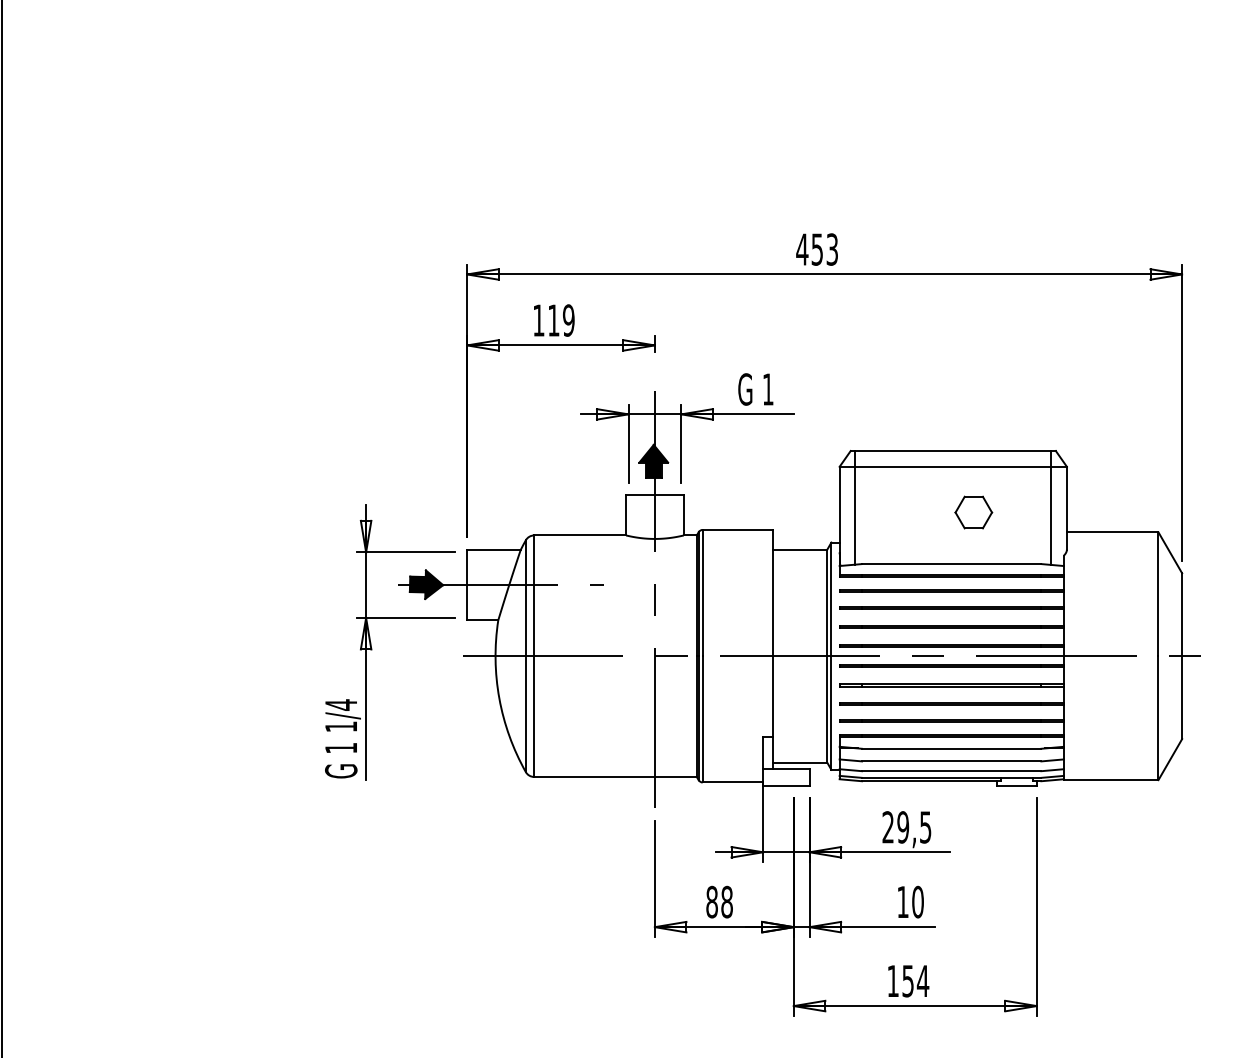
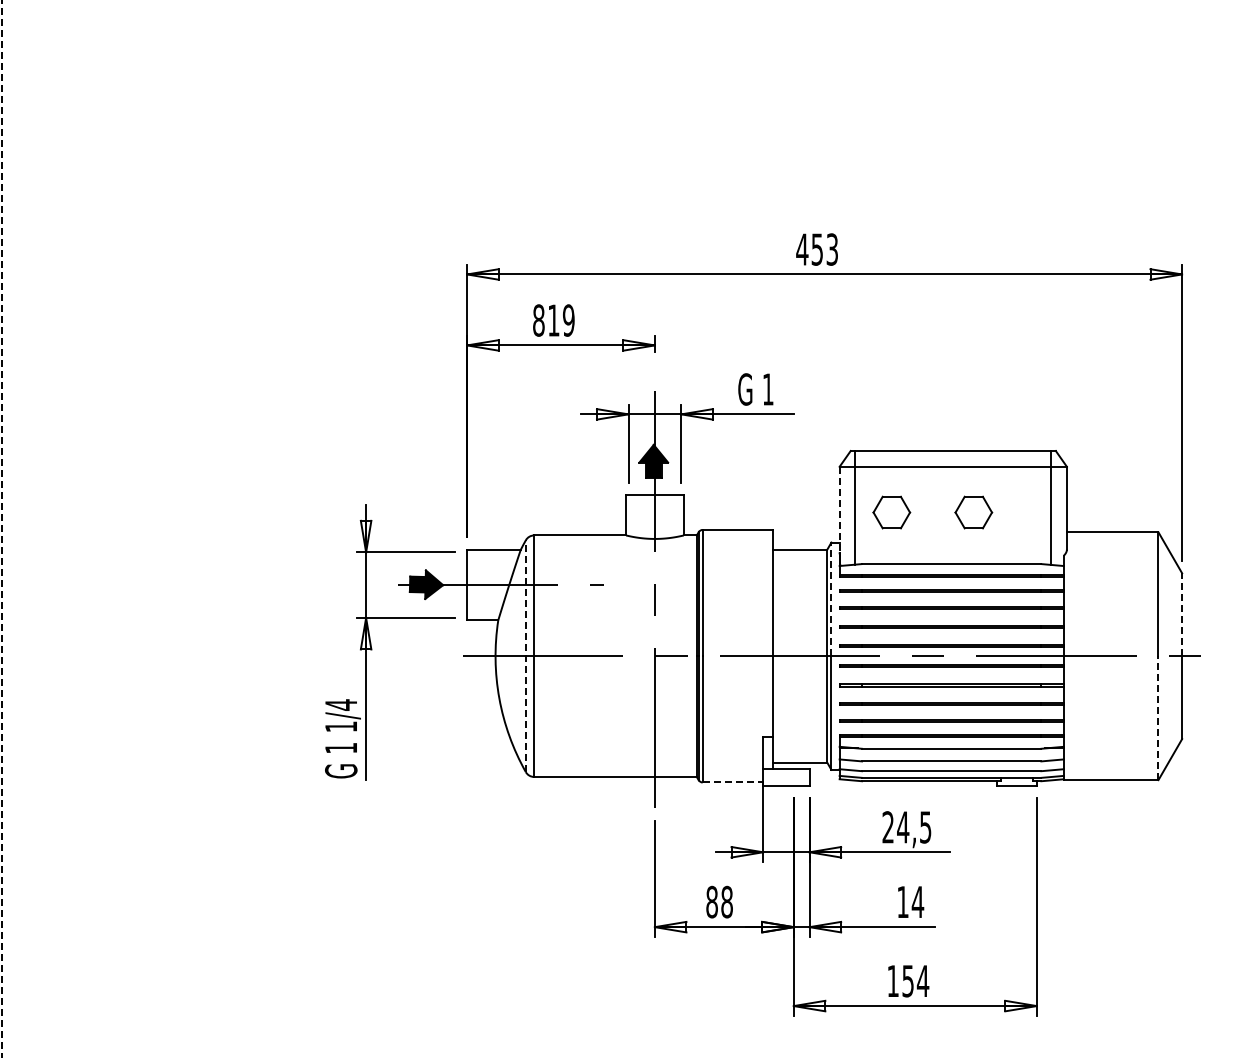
text: 119 -> 819 (538, 320)
line: solid -> dashed (839, 510)
part: none -> present (891, 512)
line: solid -> dashed (1, 529)
line: solid -> dashed (831, 599)
line: solid -> dashed (1182, 614)
line: solid -> dashed (525, 656)
line: solid -> dashed (1158, 718)
line: solid -> dashed (733, 782)
text: 29,5 -> 24,5 (903, 827)
text: 10 -> 14 (917, 901)
